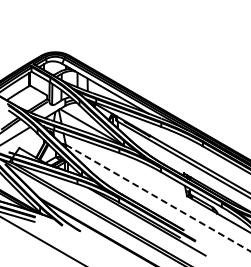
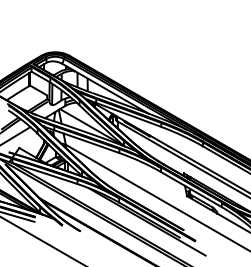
line: dashed -> solid (158, 198)
